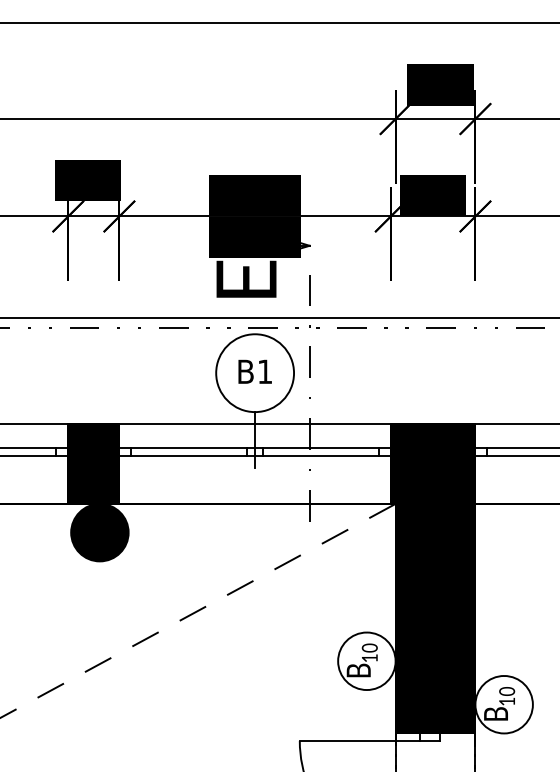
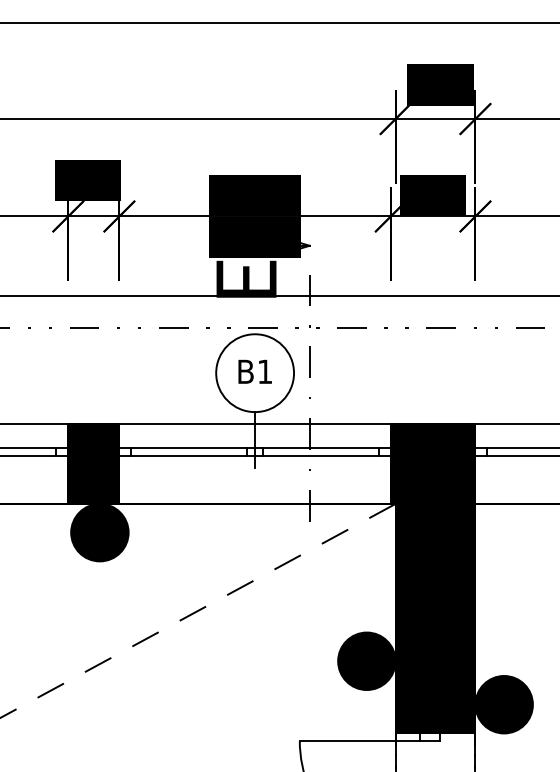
line position: (279, 318) -> (279, 296) (279, 296)
fill: none -> present (366, 661)
fill: none -> present (503, 704)
